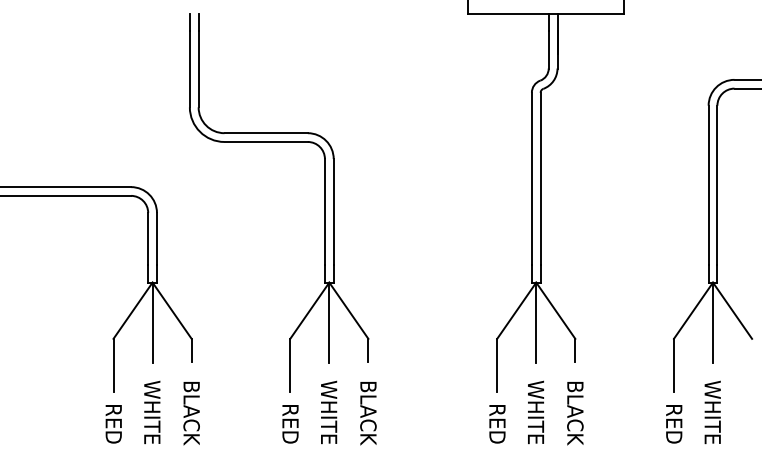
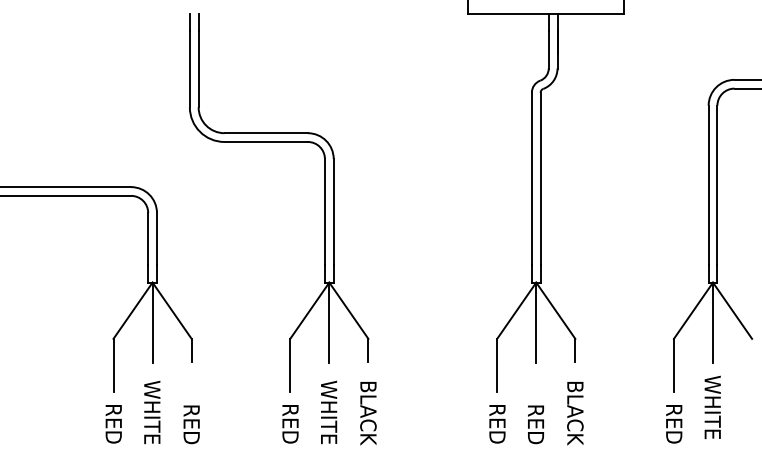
text: WHITE -> RED (536, 412)
text position: (712, 412) -> (712, 407) (712, 407)
text: BLACK -> RED (191, 413)
